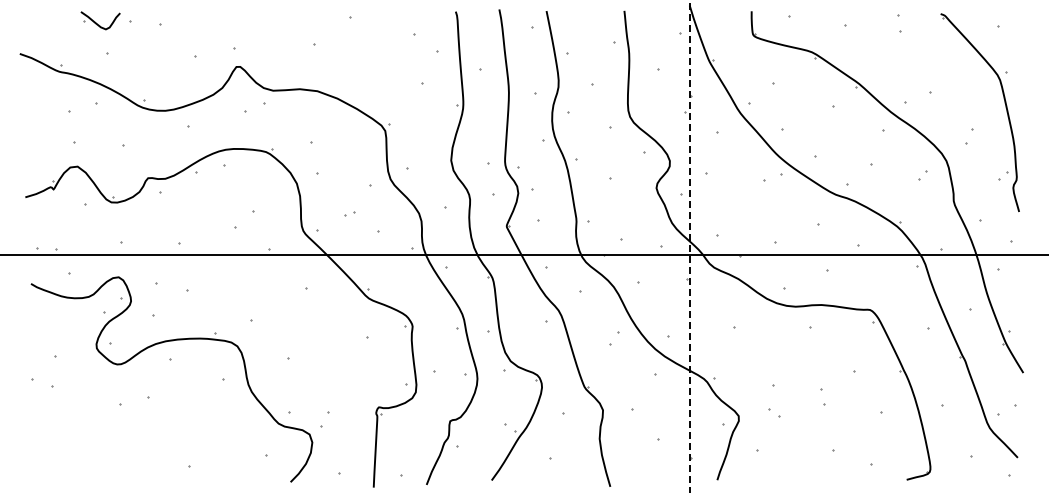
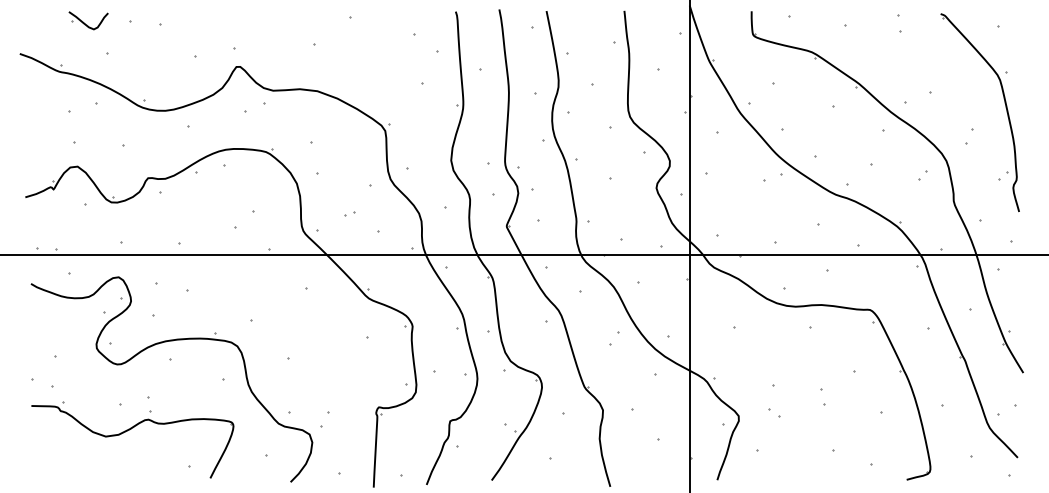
part position: (100, 20) -> (88, 20) (88, 20)
line: dashed -> solid (689, 246)
part: none -> present (127, 431)
